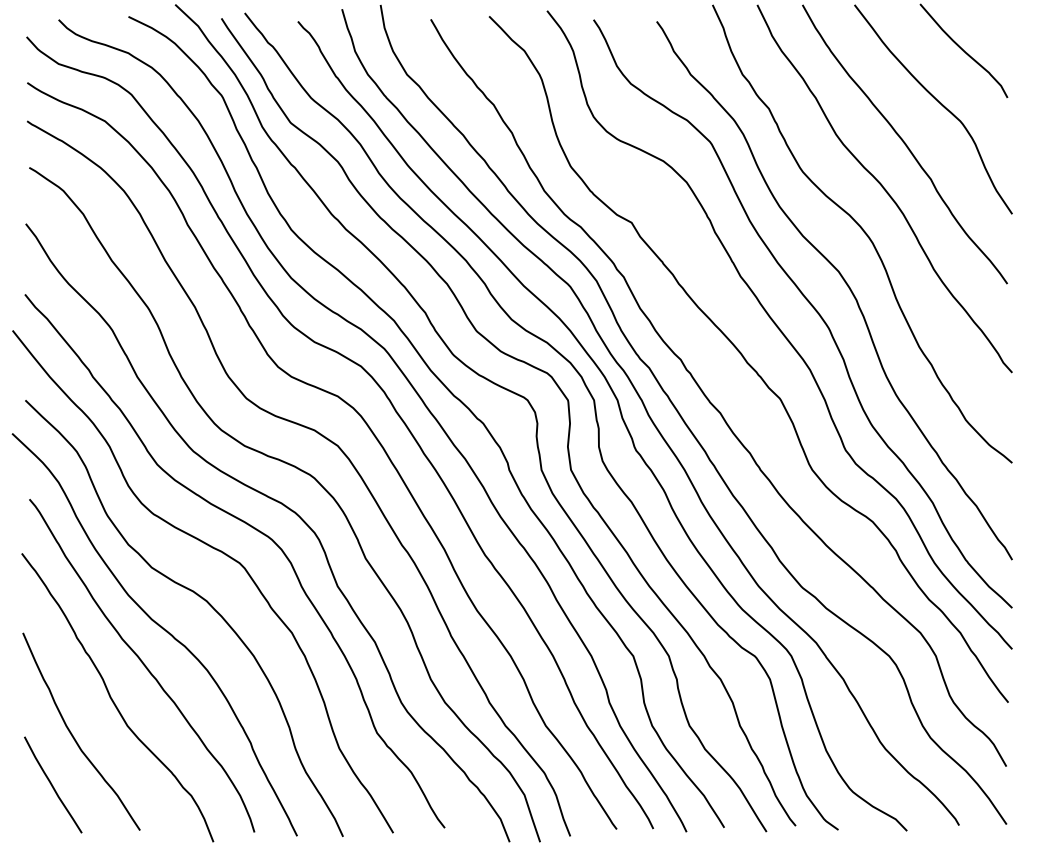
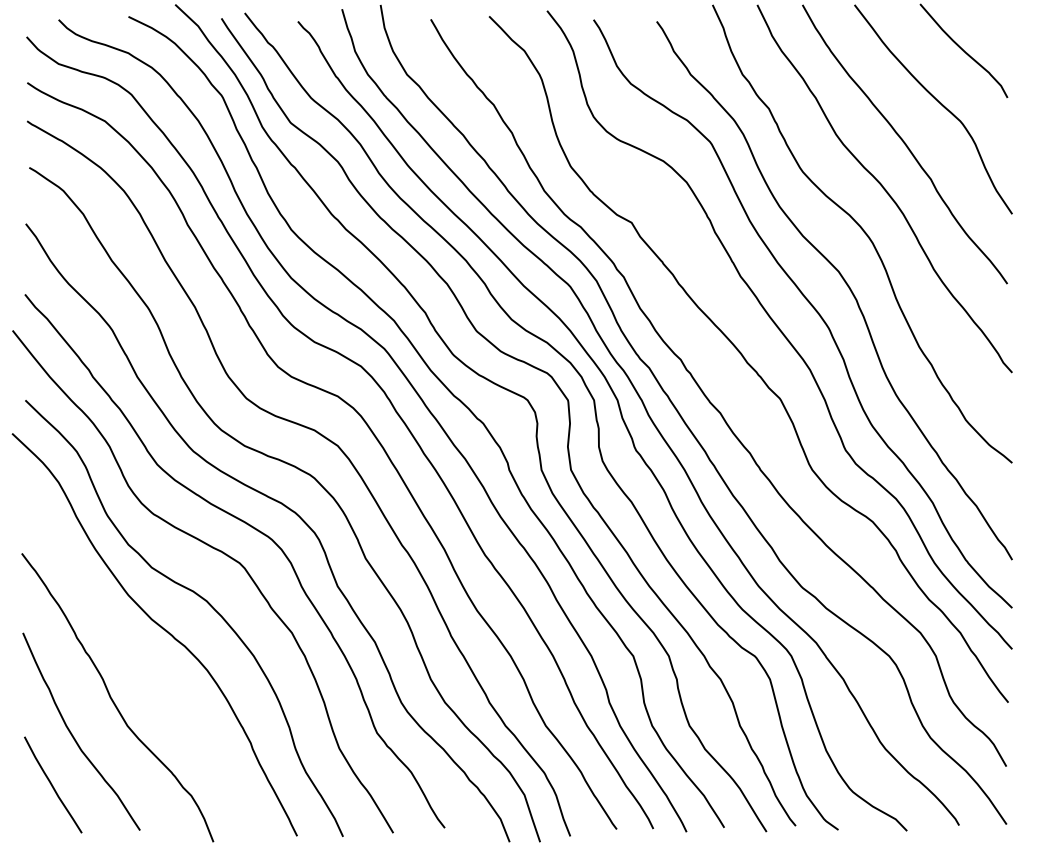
curve: present -> none (142, 664)
